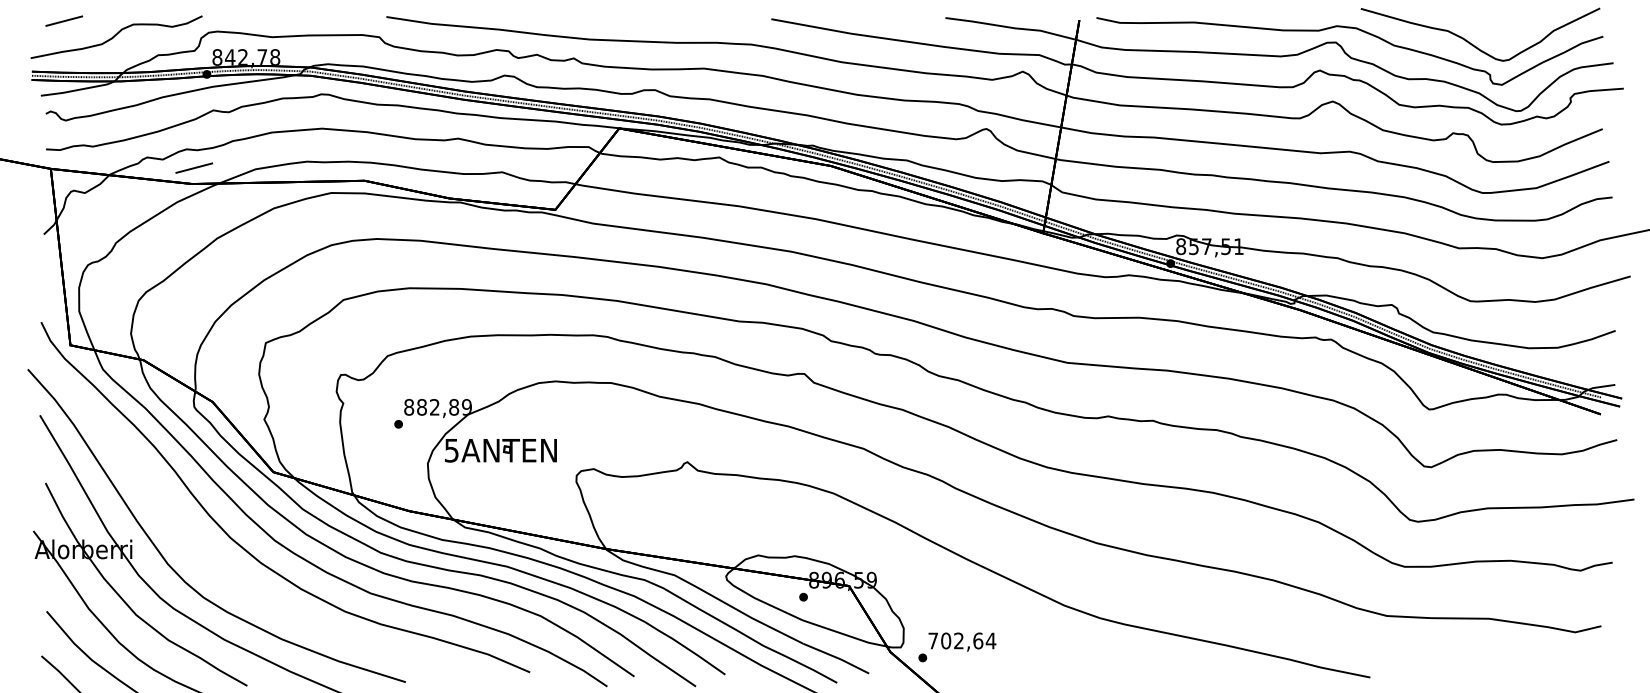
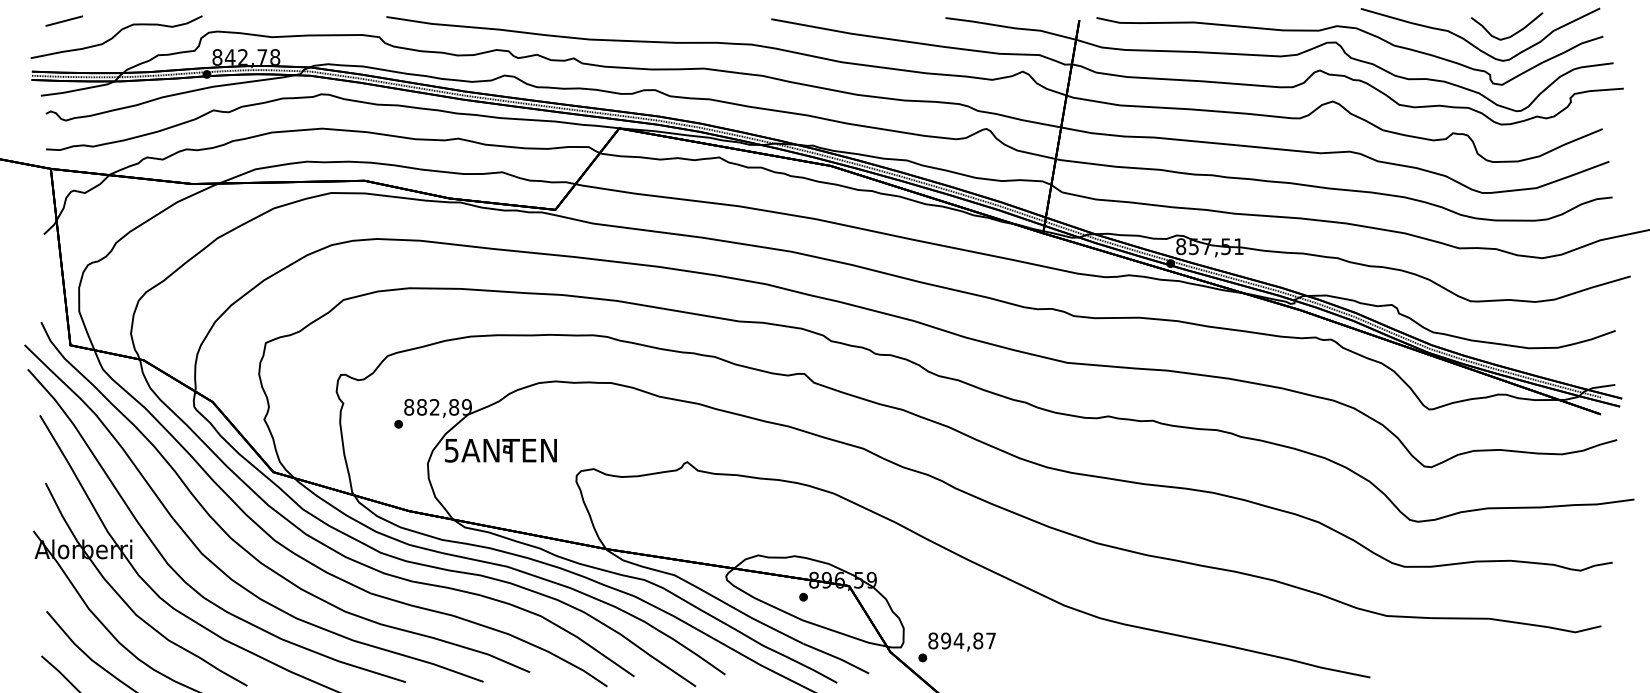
curve: none -> present (1510, 35)
line: present -> none (194, 167)
curve: none -> present (210, 559)
text: 702,64 -> 894,87 (962, 640)
